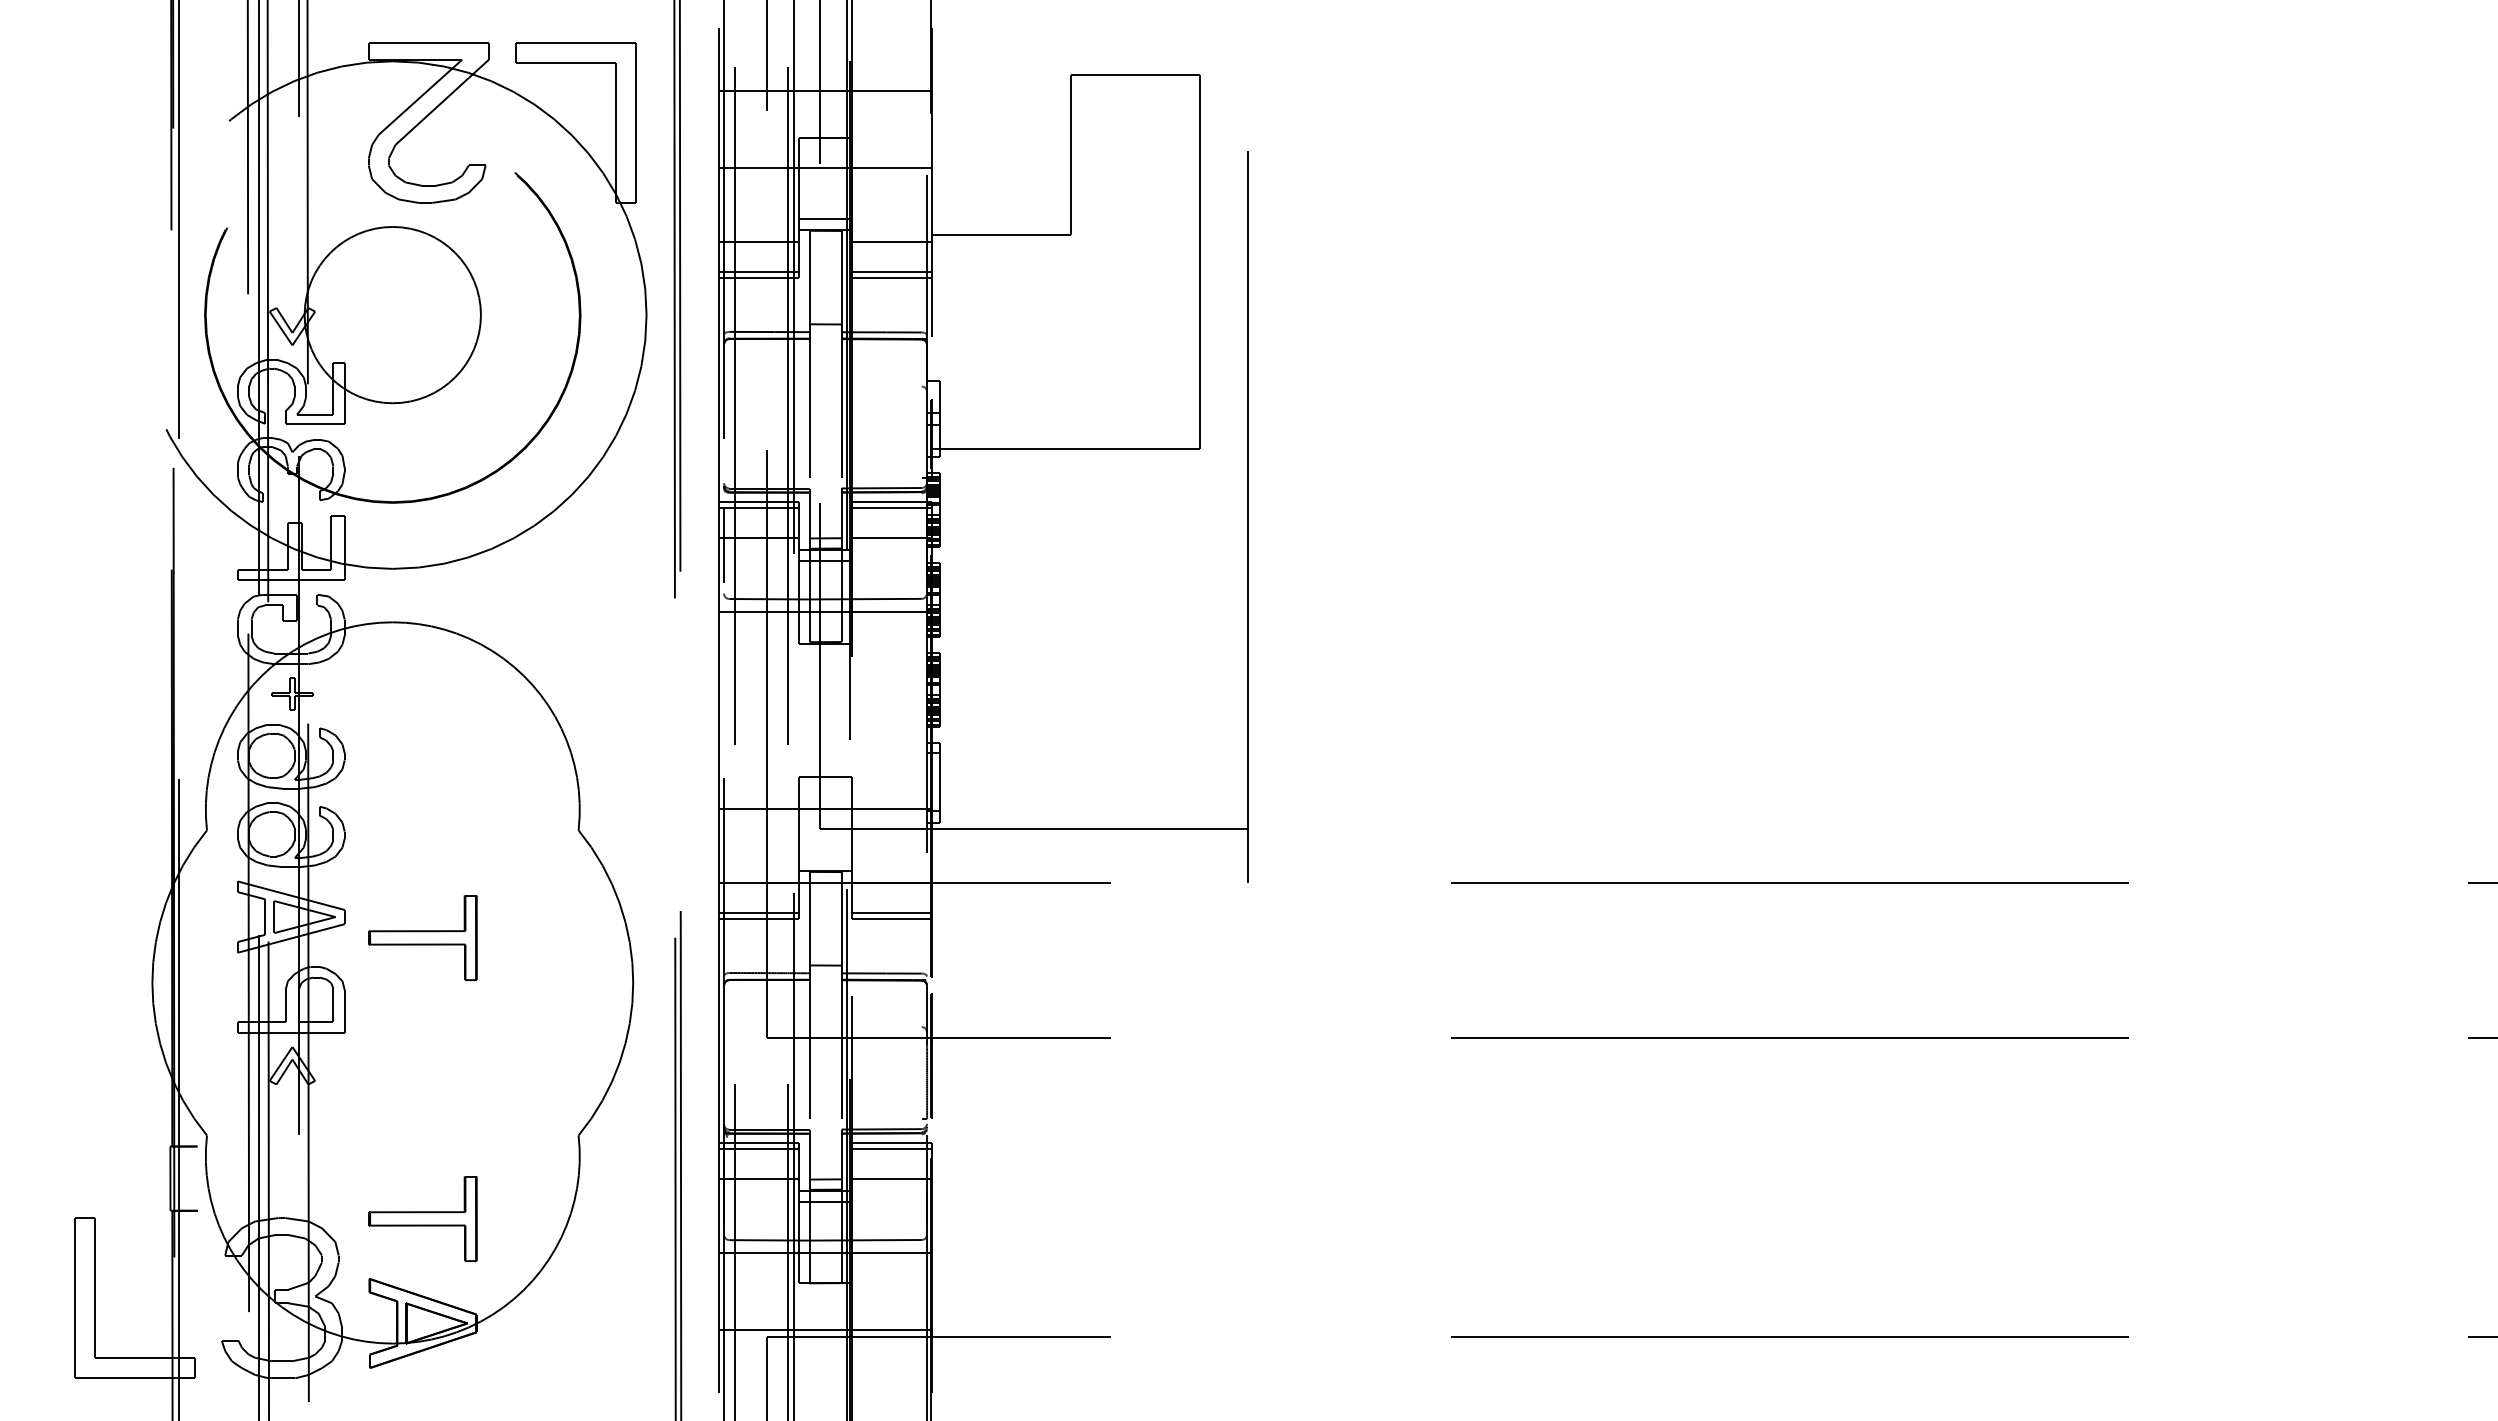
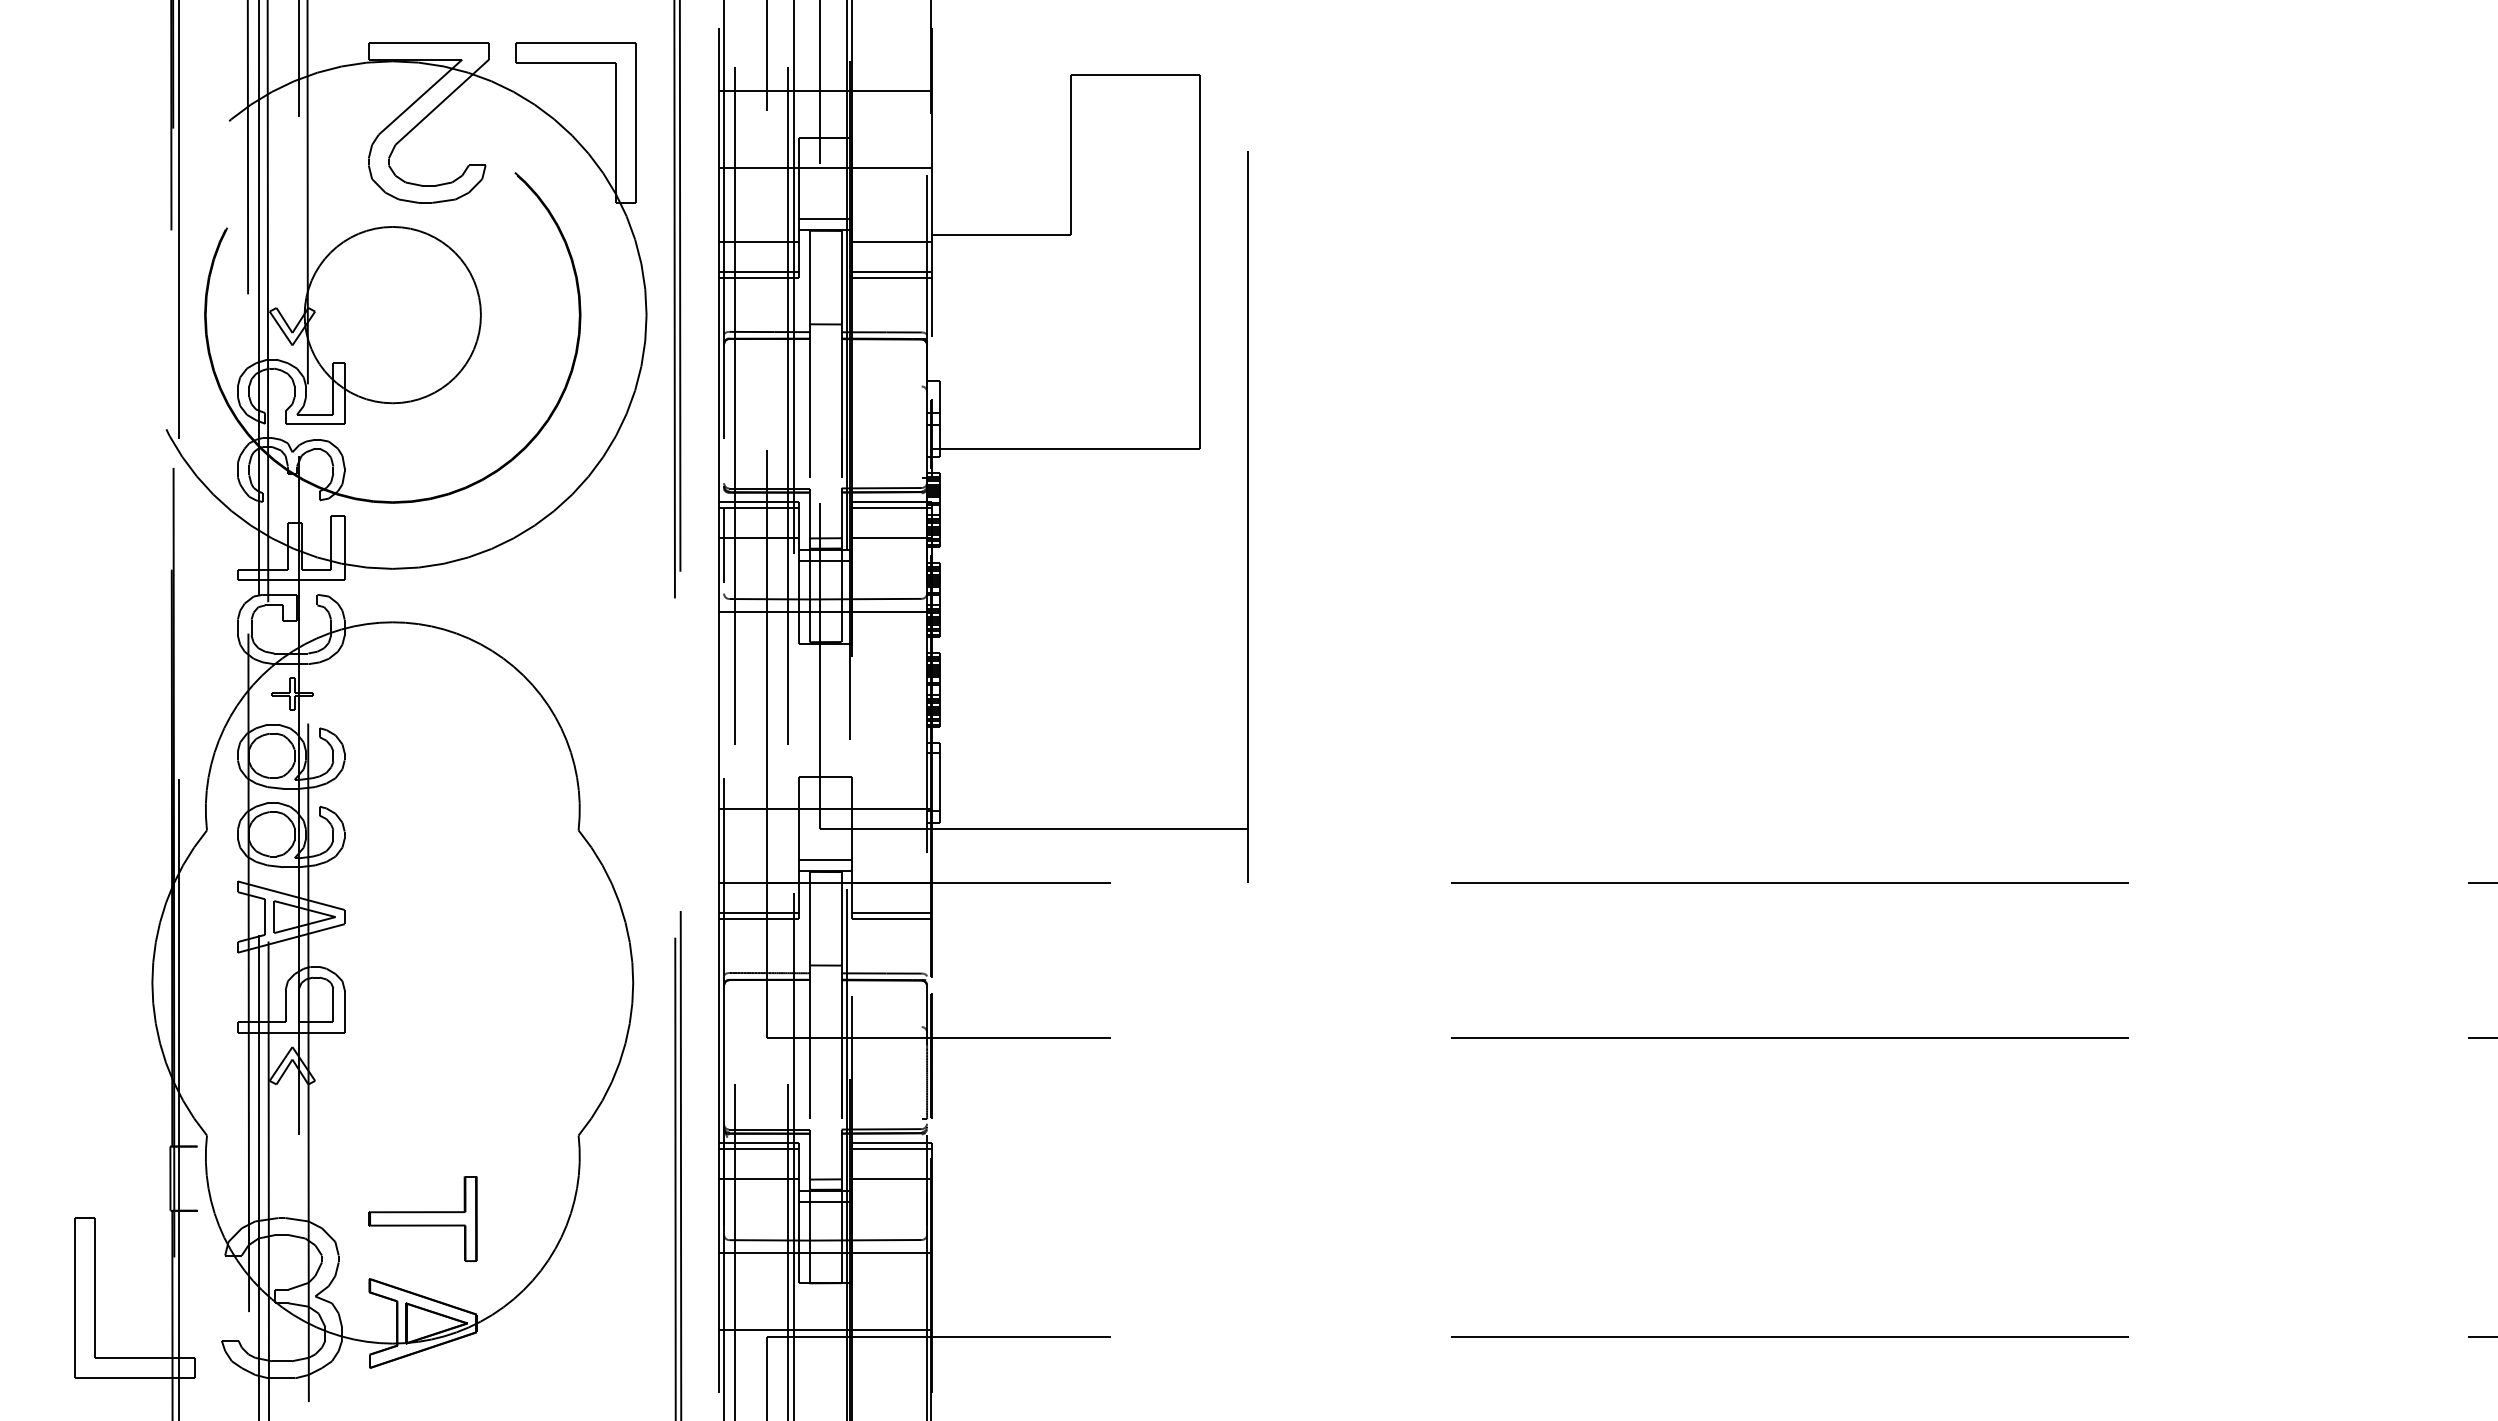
line: none -> present (825, 860)
part: present -> none (422, 937)
